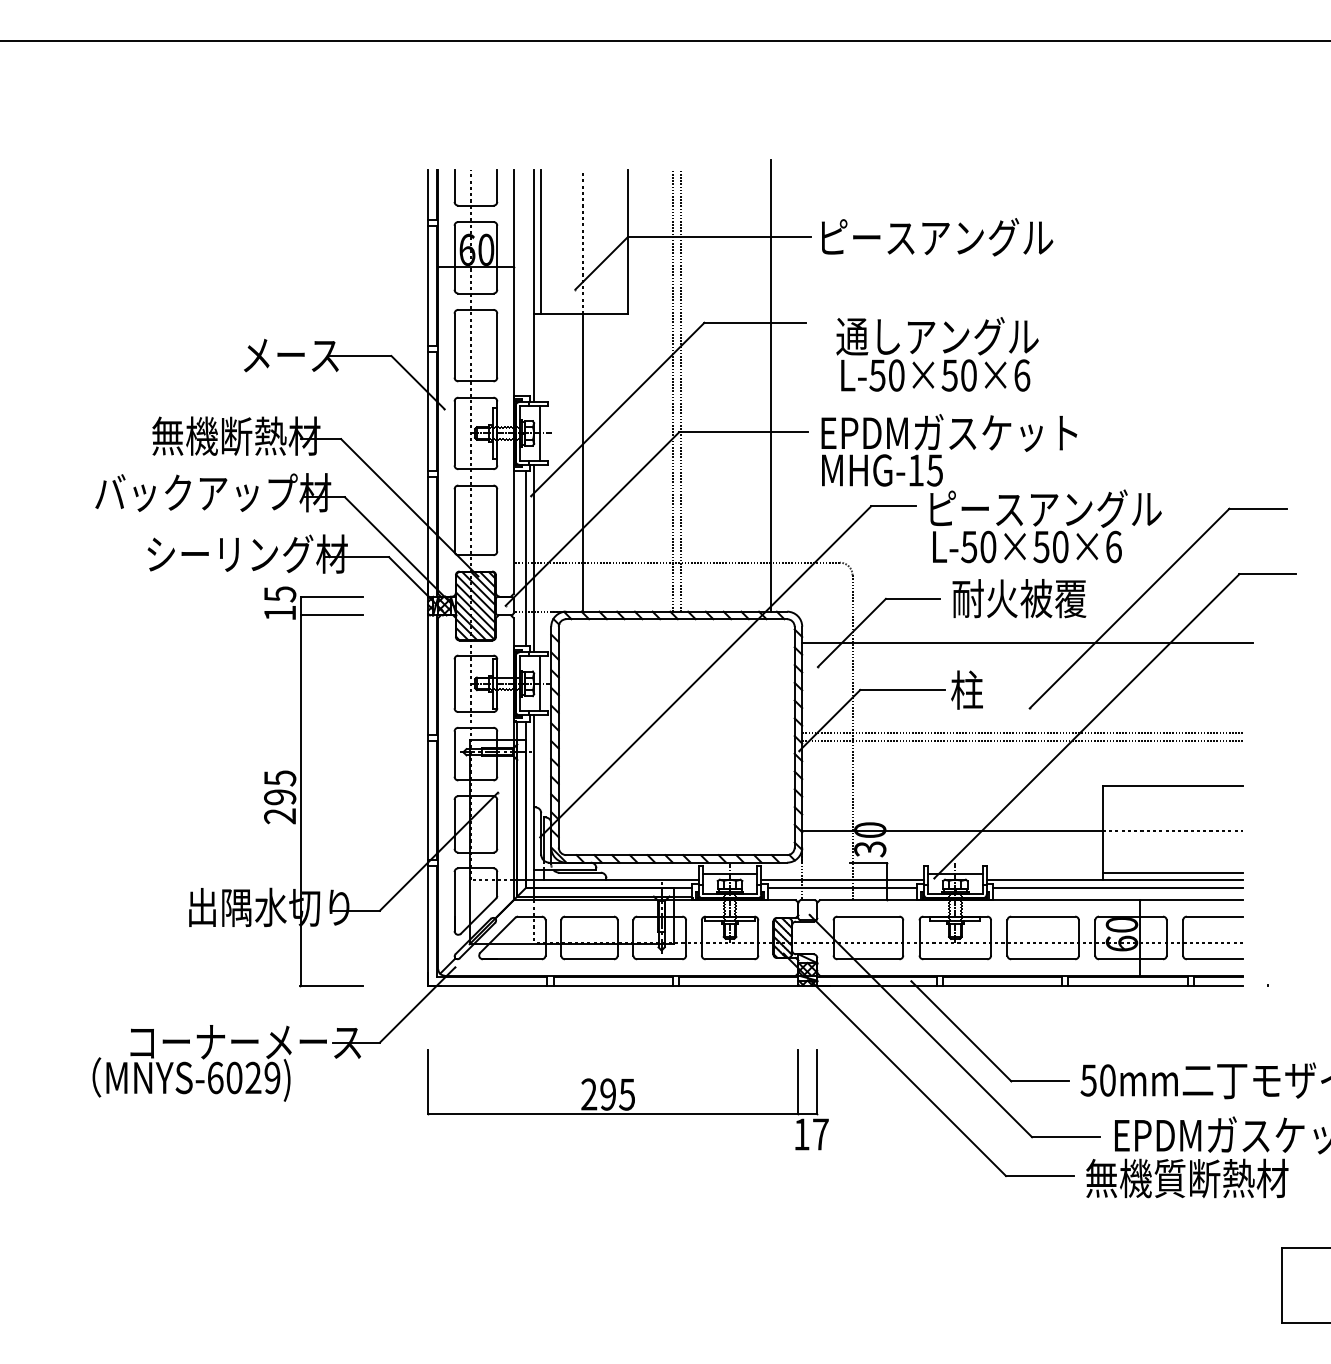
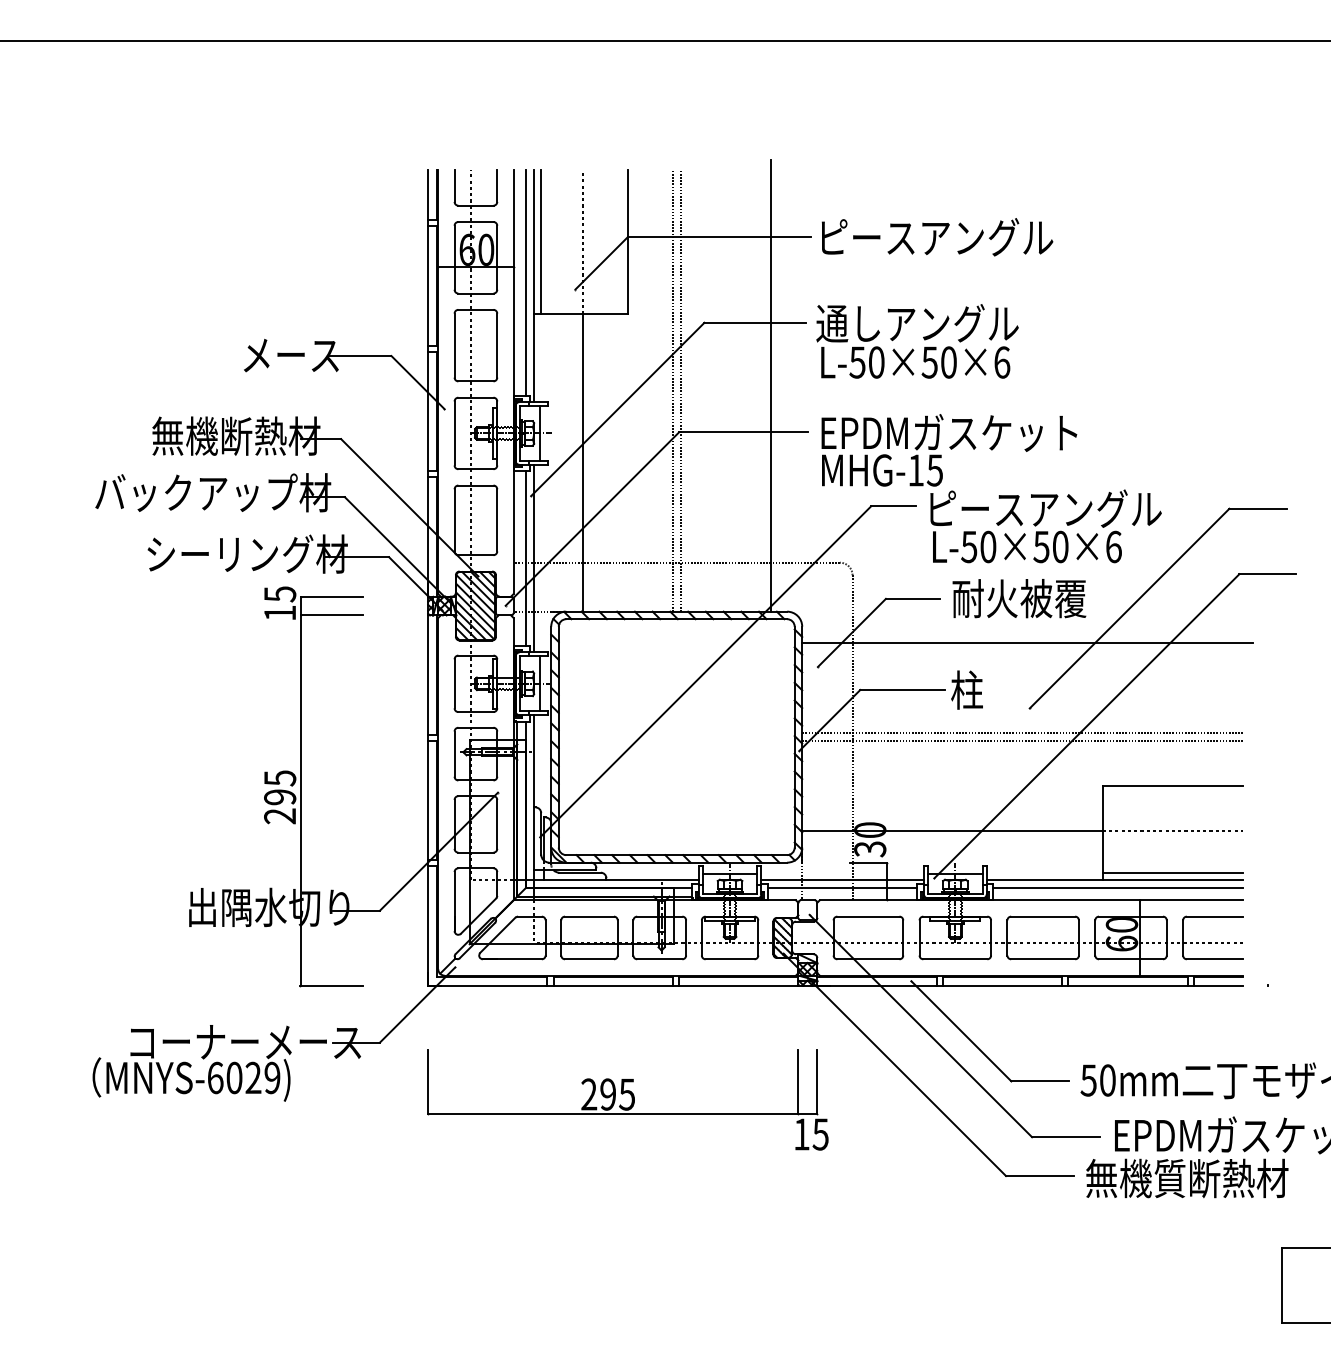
line: none -> present (526, 282)
text position: (937, 354) -> (917, 341) (917, 341)
text: 17 -> 15 (820, 1134)
